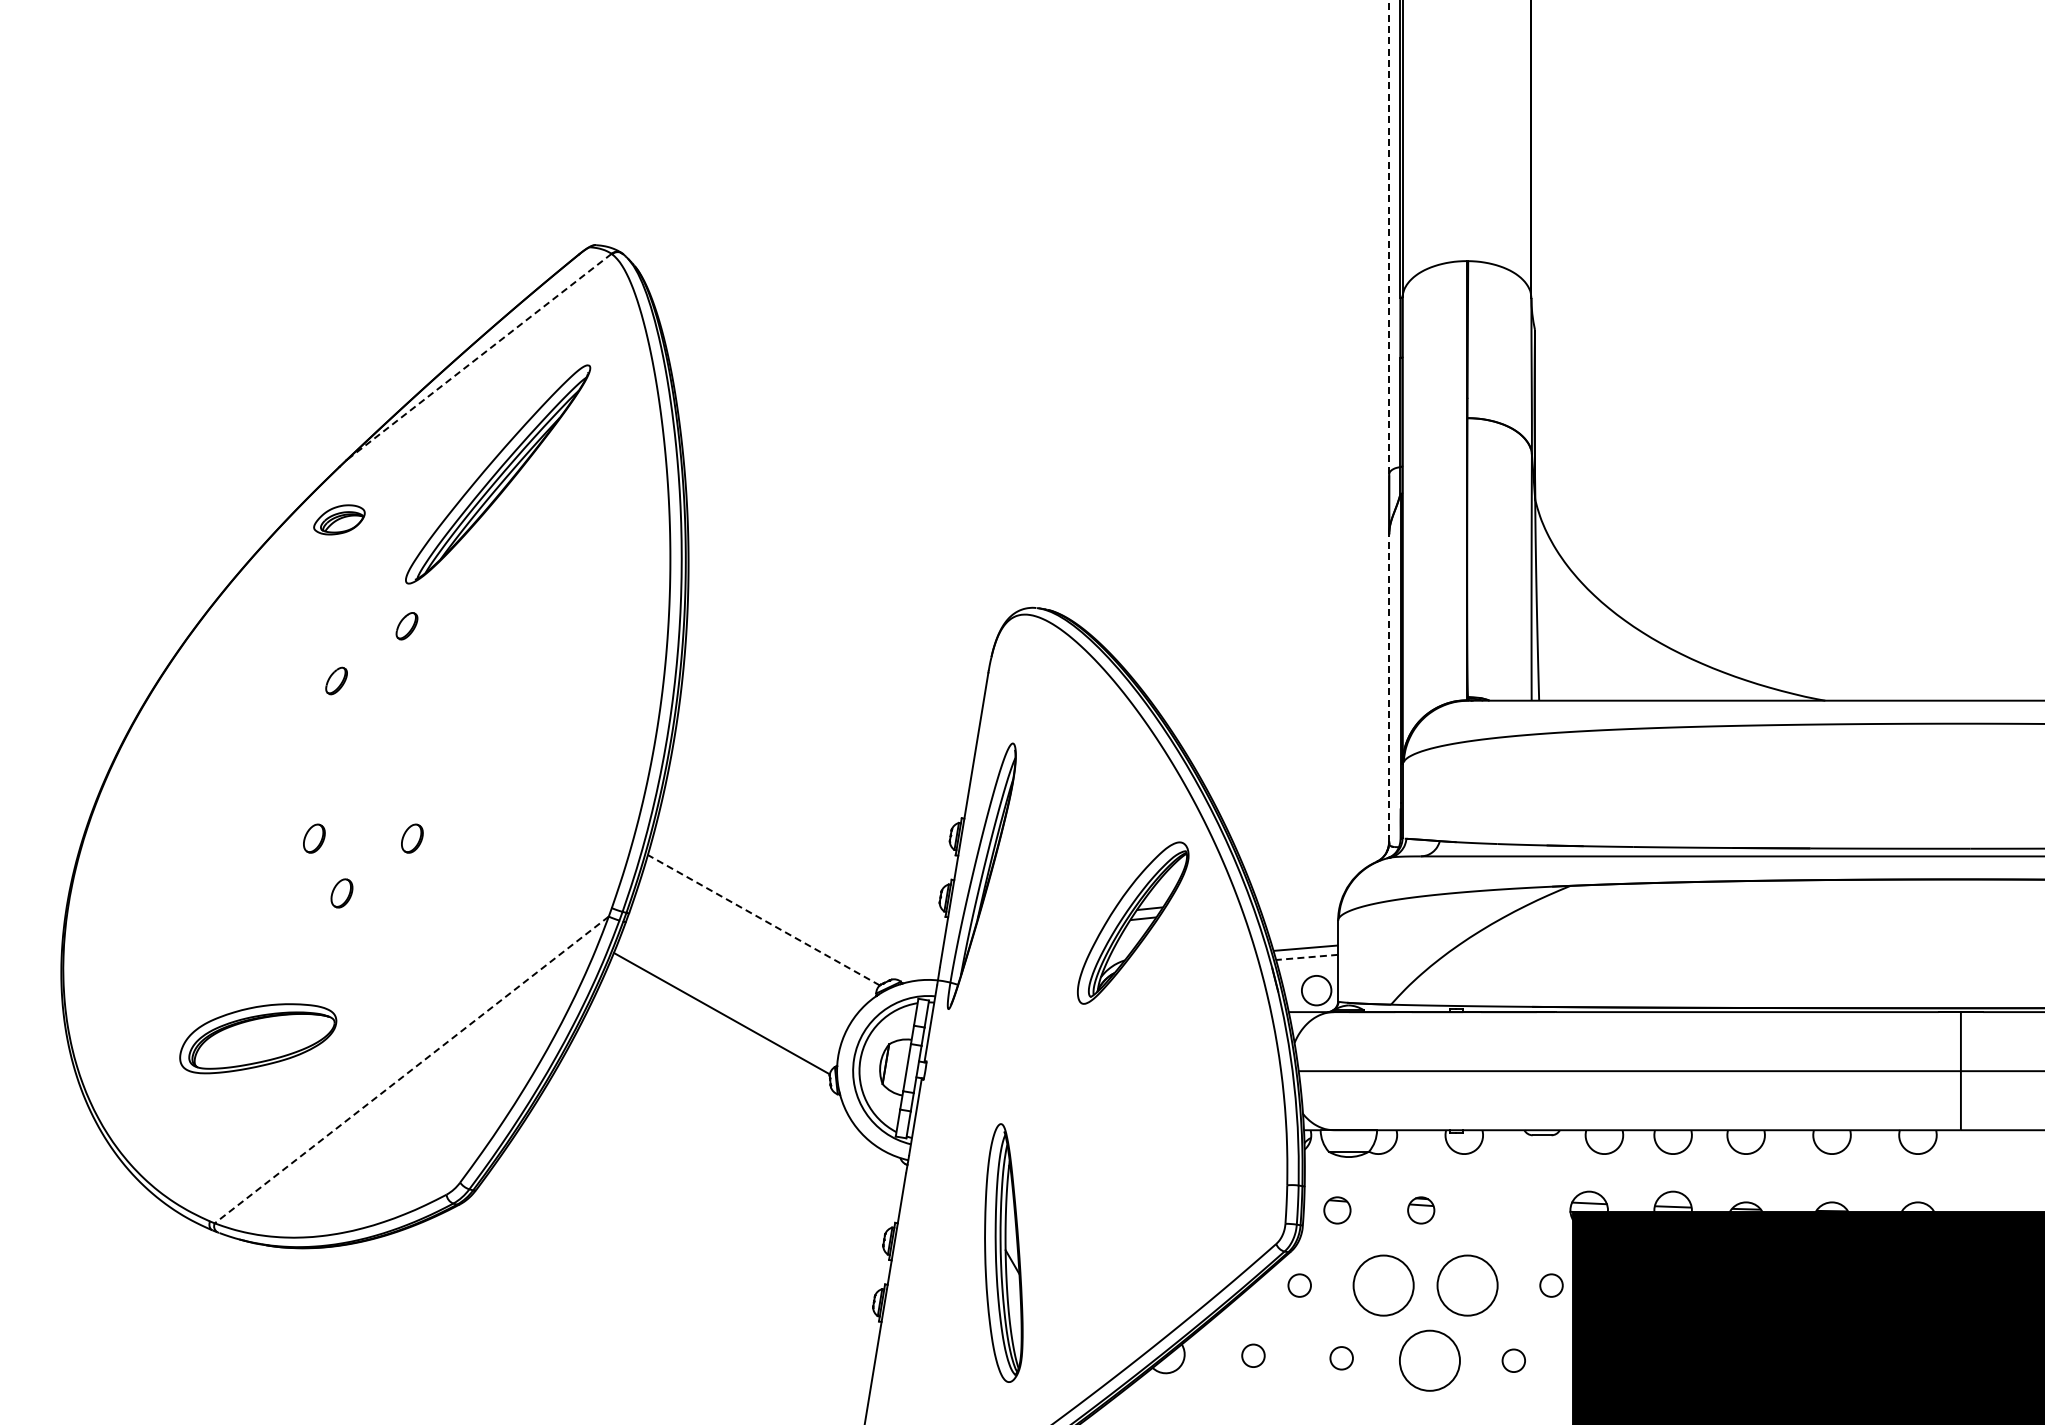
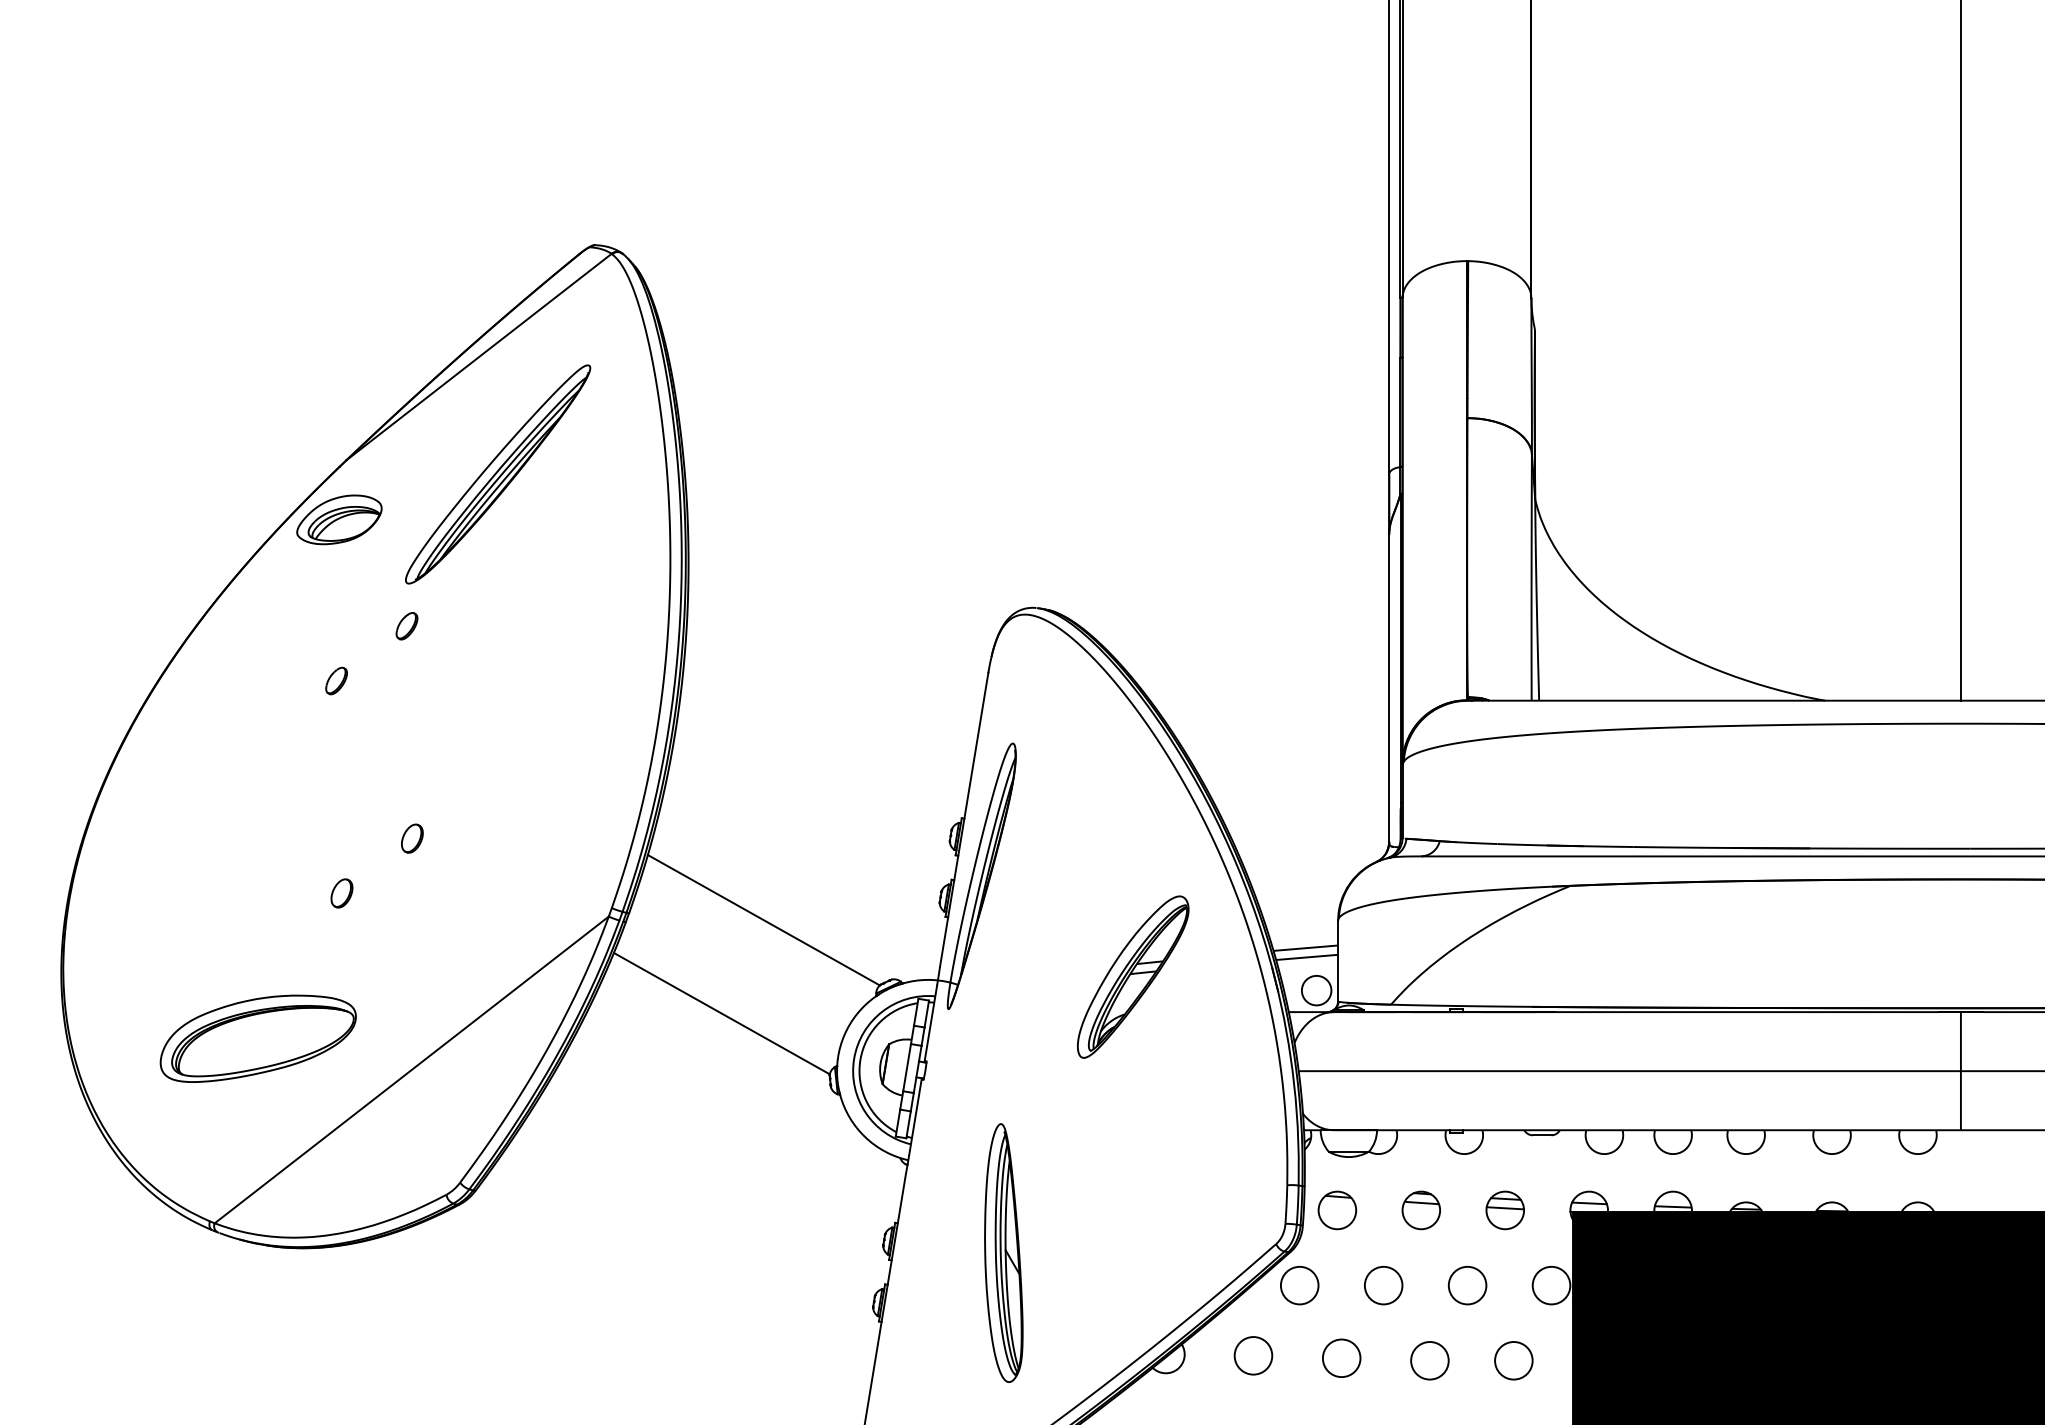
line: dashed -> solid (1389, 237)
line: none -> present (1960, 351)
line: dashed -> solid (479, 356)
part size: 53x32 px -> 87x52 px (339, 519)
line: dashed -> solid (1389, 687)
part: present -> none (314, 838)
line: dashed -> solid (763, 919)
part position: (1133, 922) -> (1133, 976) (1133, 976)
line: dashed -> solid (1306, 957)
part size: 159x72 px -> 198x89 px (257, 1038)
line: dashed -> solid (411, 1069)
part size: 29x29 px -> 41x41 px (1337, 1210)
part size: 29x29 px -> 40x41 px (1420, 1210)
part: none -> present (1504, 1210)
circle diameter: 23 px -> 38 px (1299, 1285)
circle diameter: 60 px -> 38 px (1383, 1285)
circle diameter: 60 px -> 38 px (1467, 1285)
circle diameter: 23 px -> 38 px (1551, 1285)
circle diameter: 23 px -> 38 px (1253, 1355)
circle diameter: 23 px -> 38 px (1341, 1358)
circle diameter: 60 px -> 38 px (1429, 1360)
circle diameter: 23 px -> 38 px (1513, 1360)
